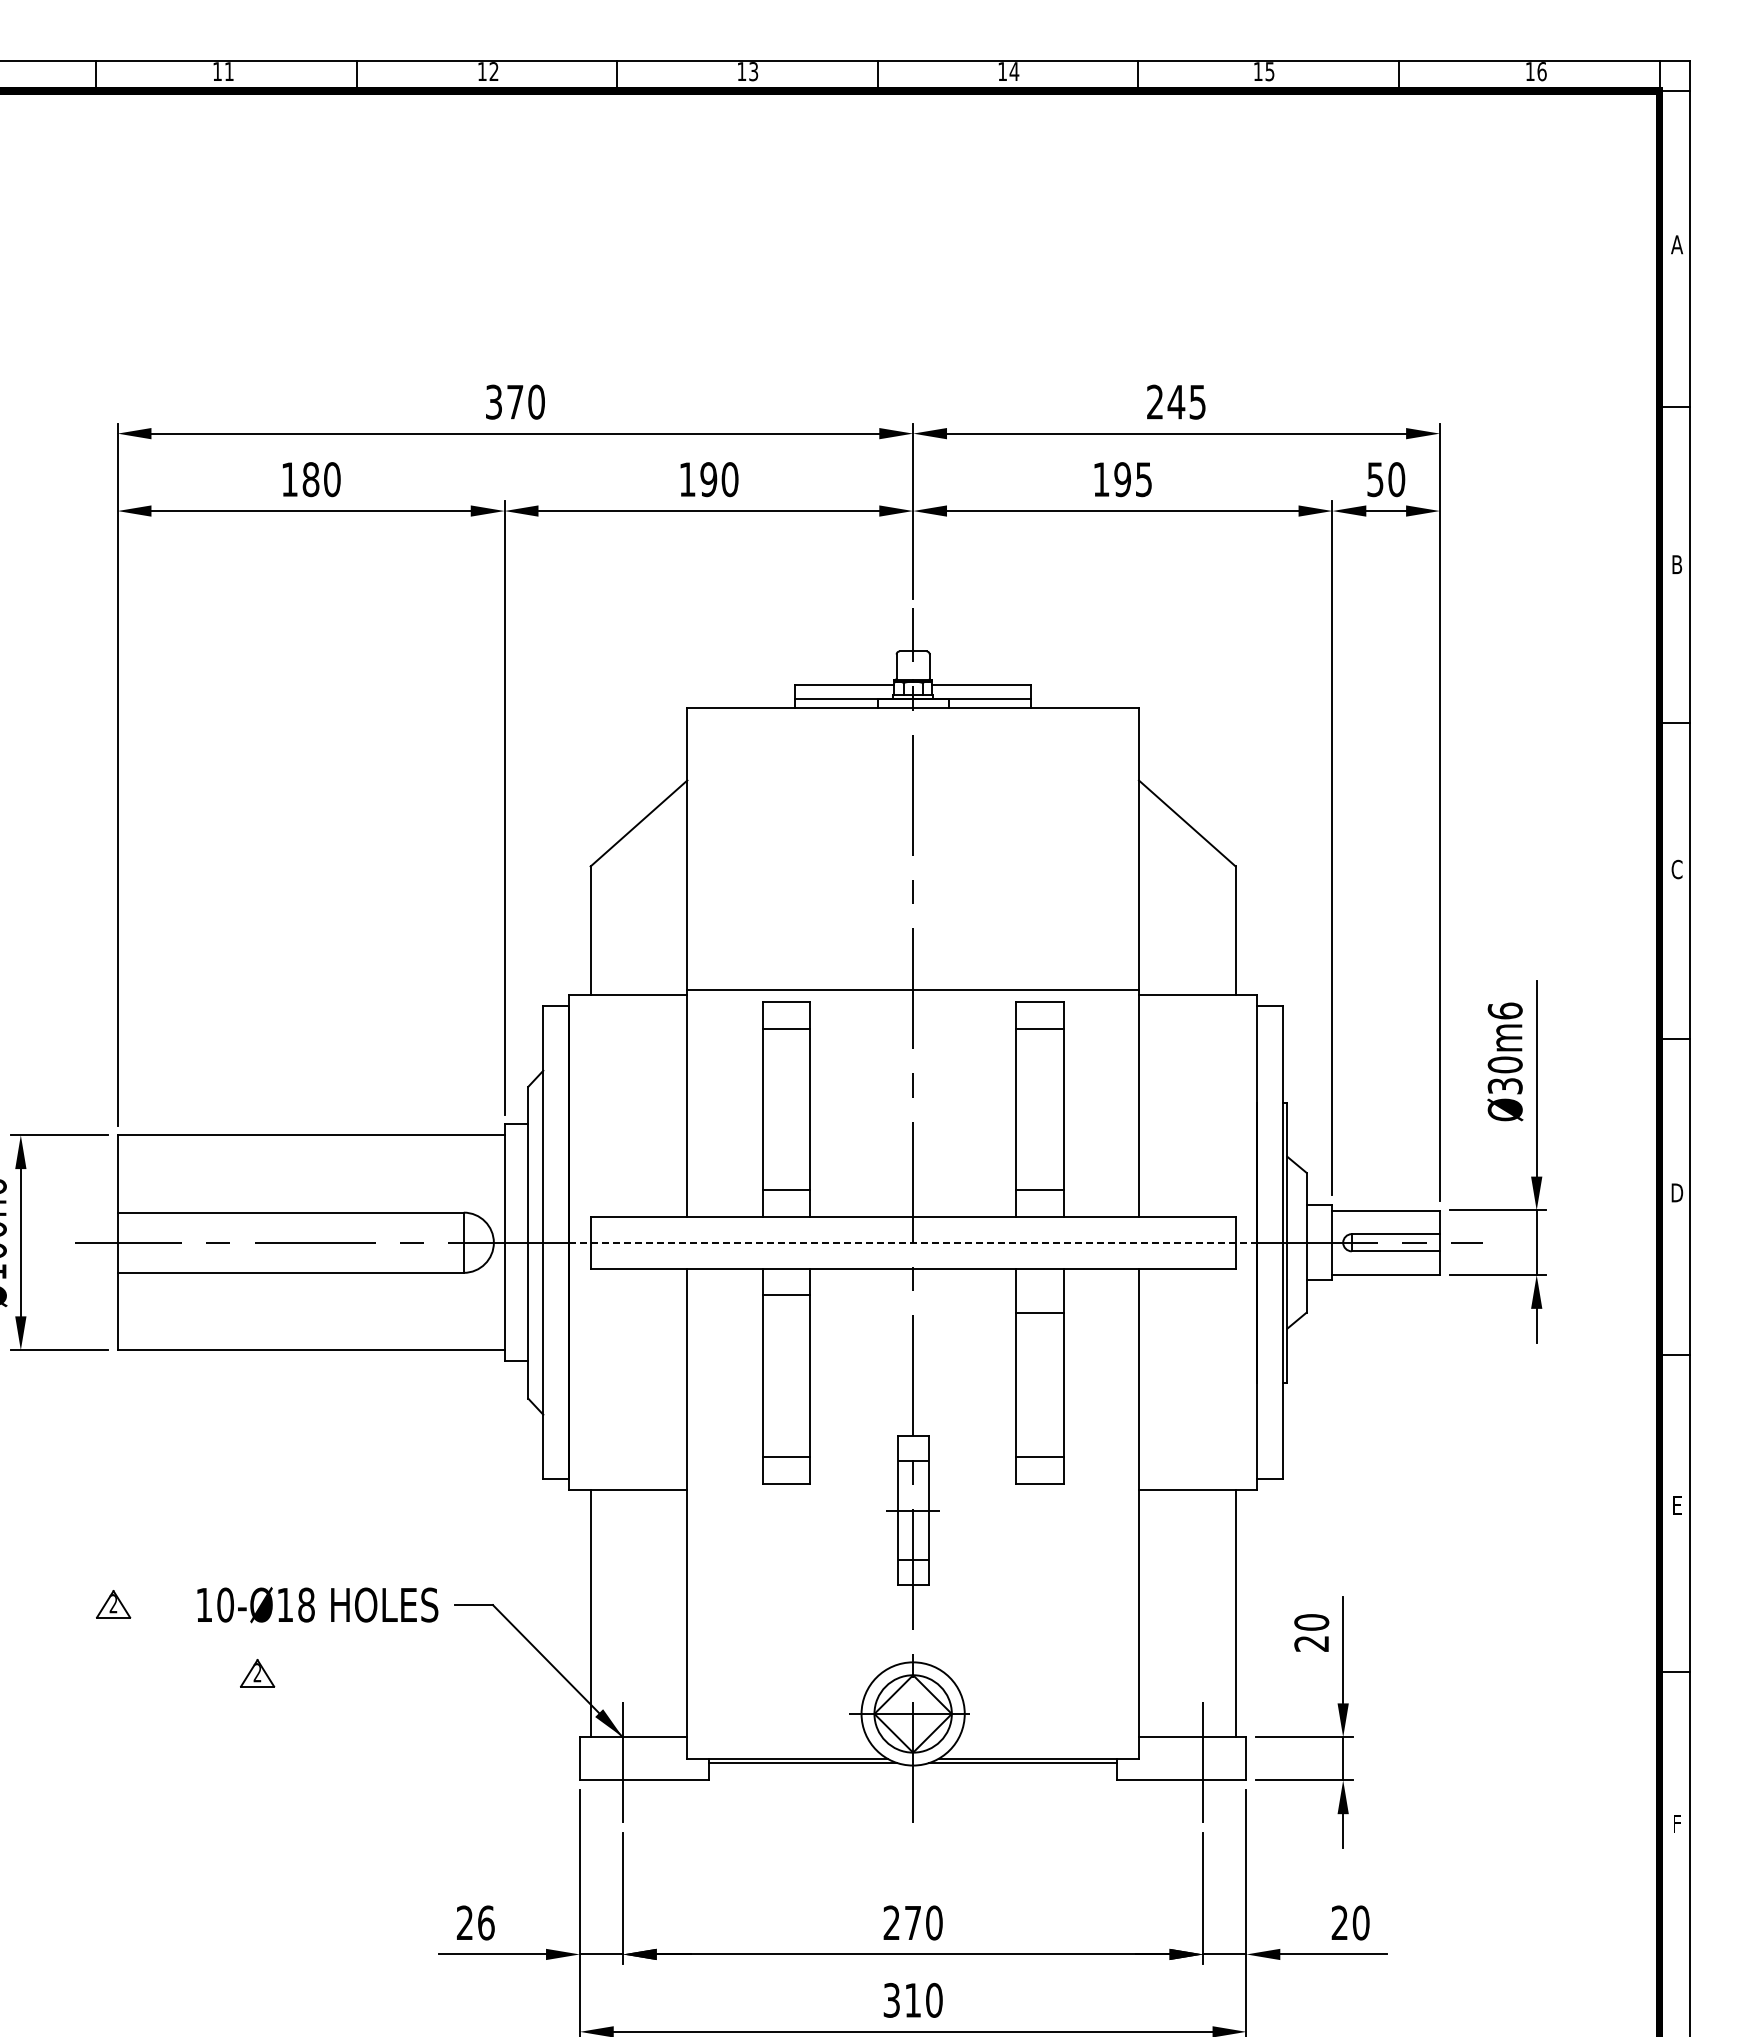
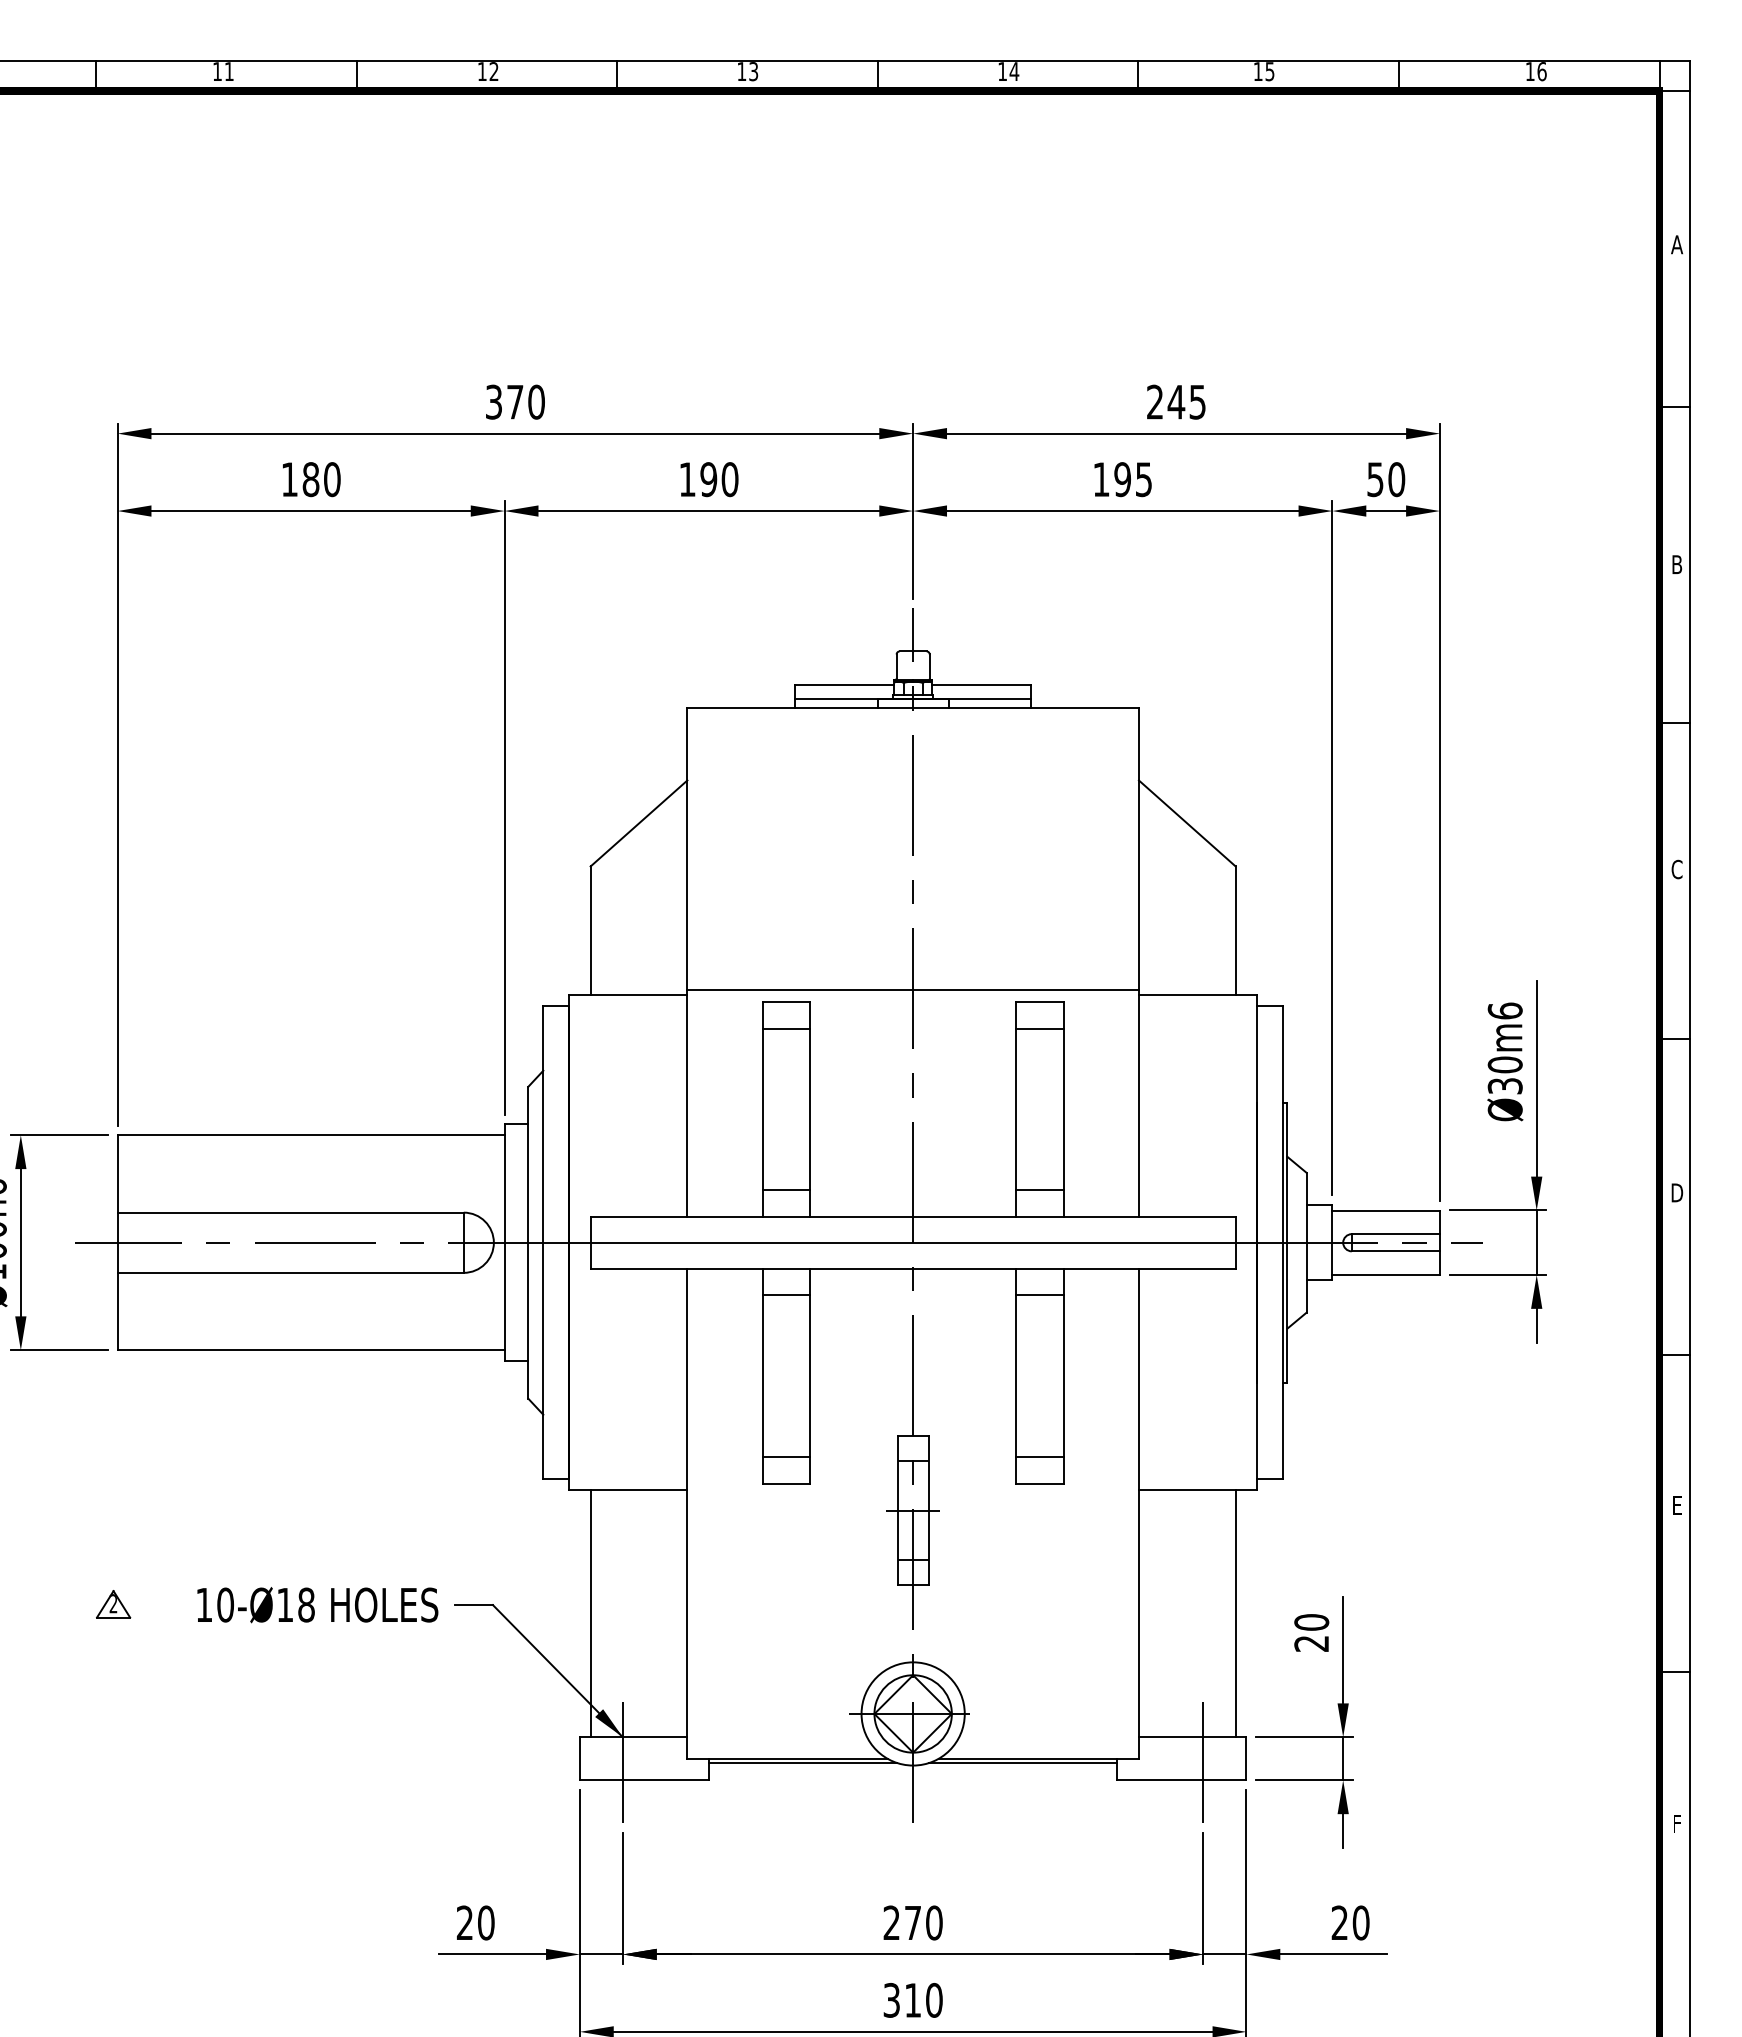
line: dashed -> solid (913, 1242)
line position: (1039, 1313) -> (1039, 1295) (1039, 1295)
part: present -> none (257, 1673)
text: 26 -> 20 (486, 1922)
